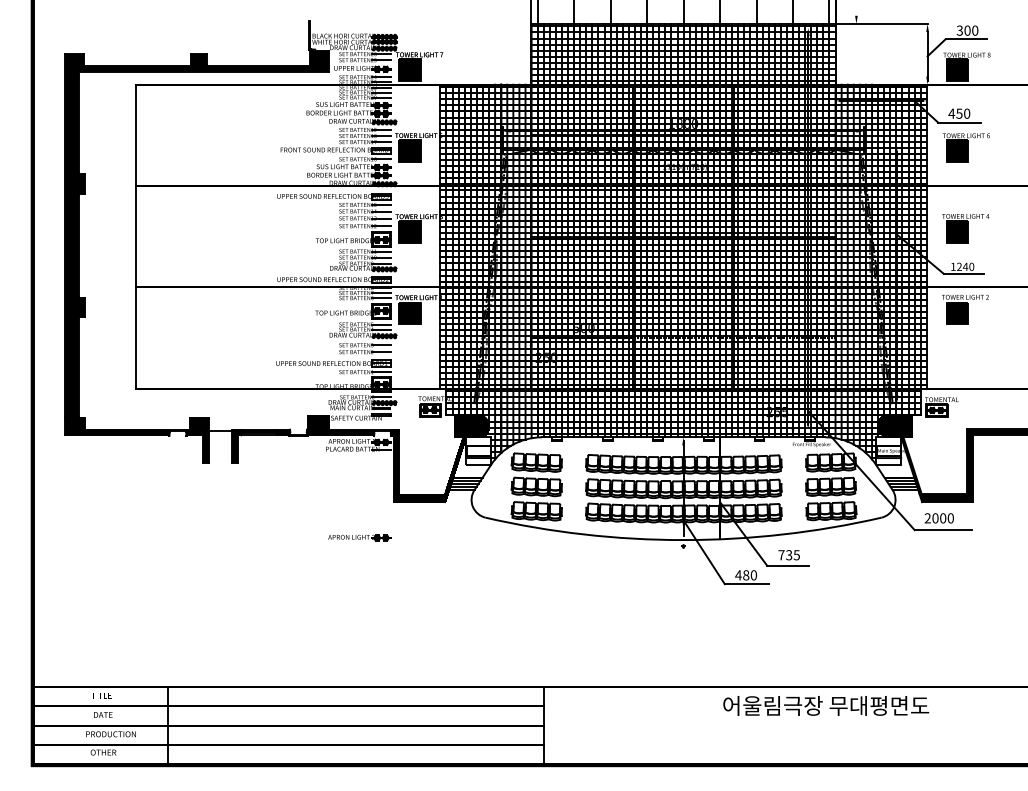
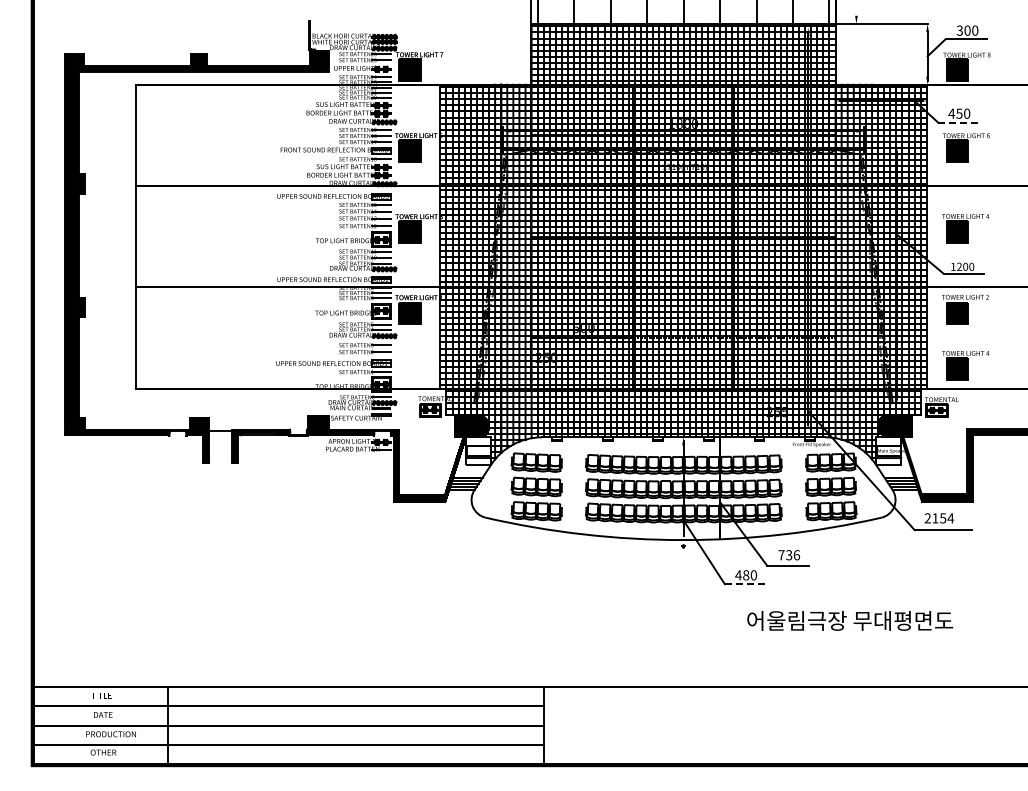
line: solid -> dashed (960, 122)
text: 1240 -> 1200 (965, 266)
part: none -> present (965, 365)
text: 2000 -> 2154 (943, 518)
part: present -> none (359, 537)
text: 735 -> 736 (796, 555)
line: solid -> dashed (747, 584)
text position: (826, 705) -> (850, 620) (850, 620)
